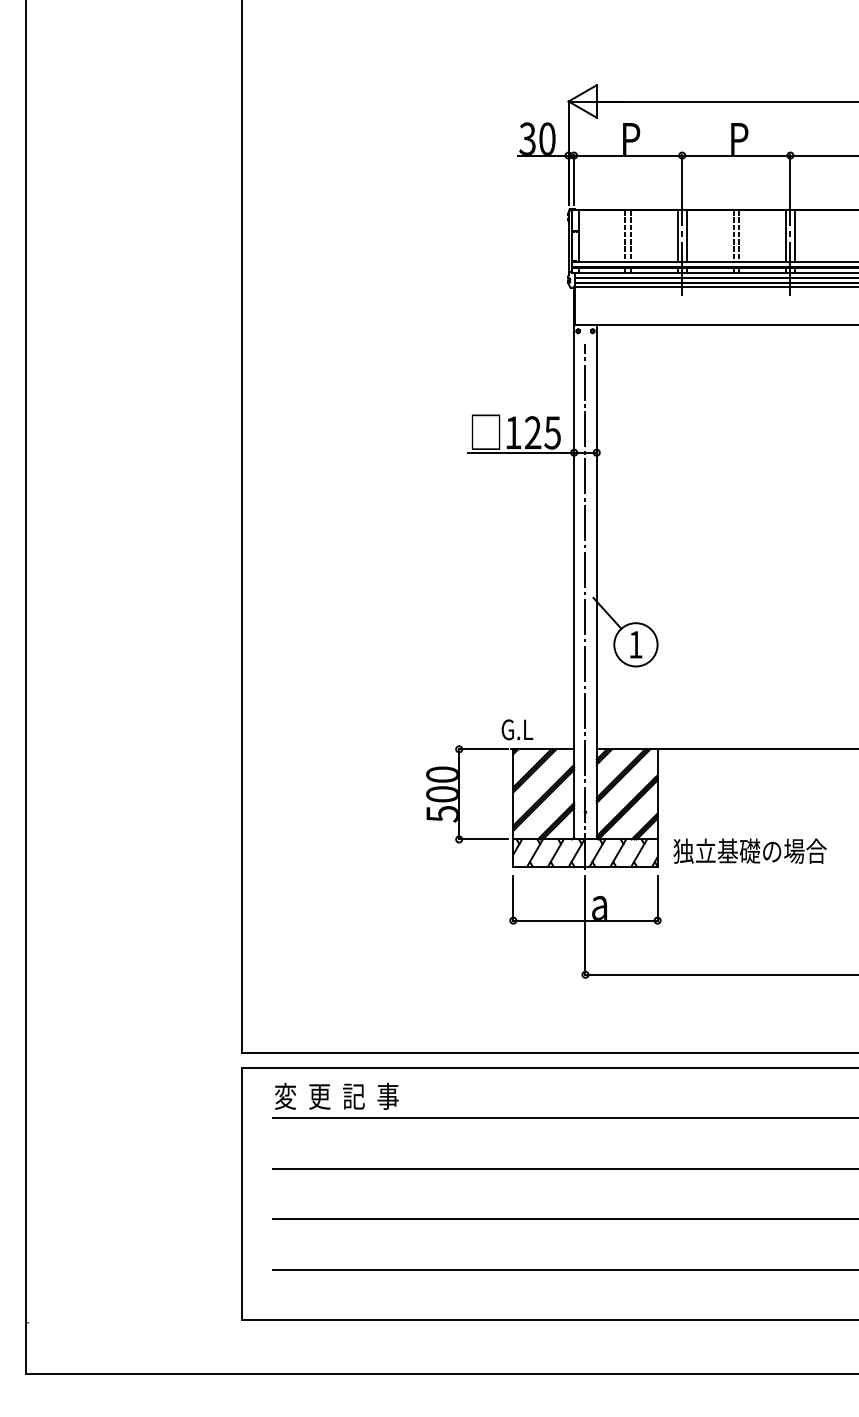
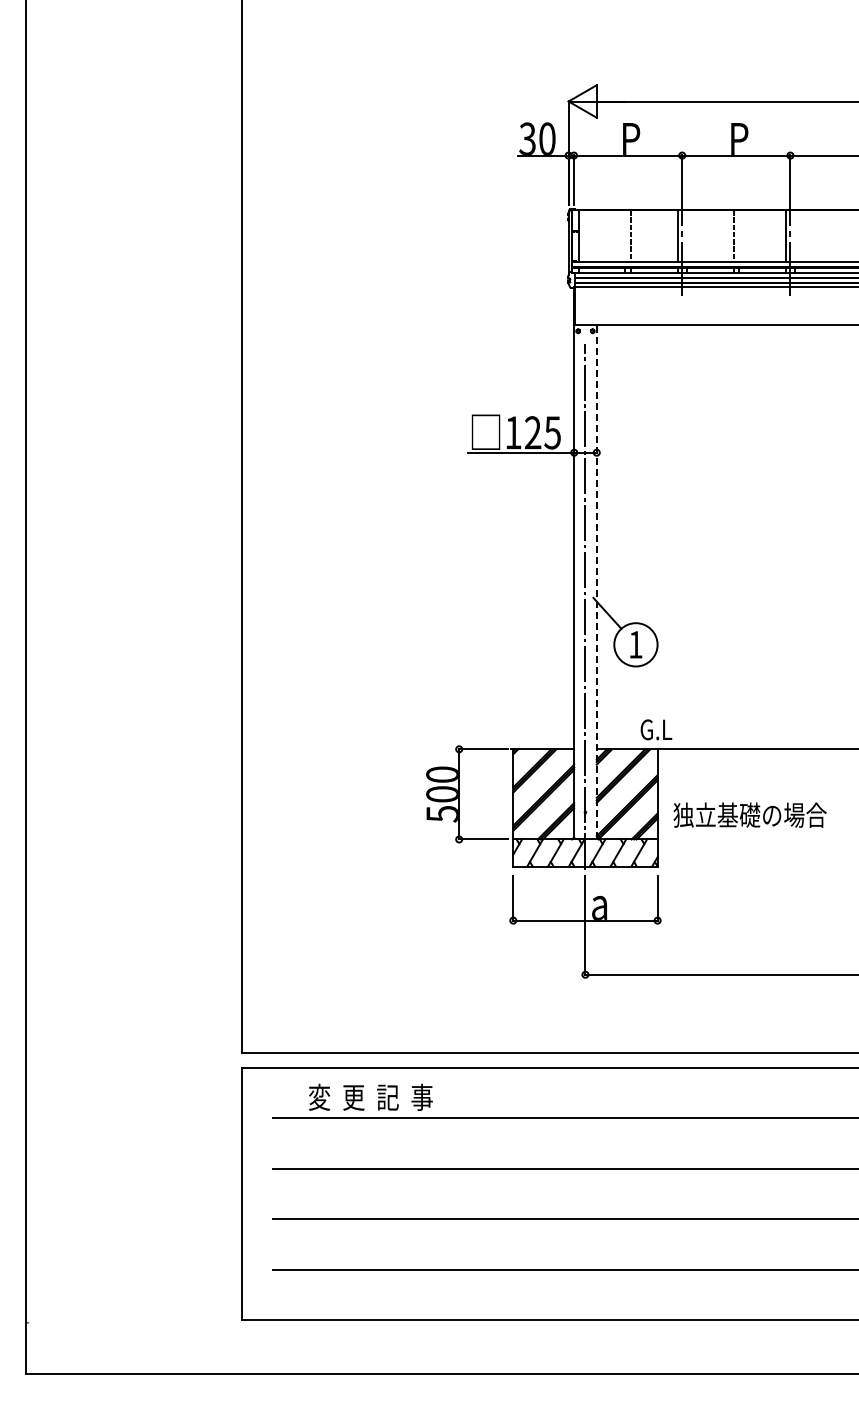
line: present -> none (625, 235)
line: present -> none (686, 235)
line: present -> none (739, 235)
line: present -> none (794, 235)
line: solid -> dashed (596, 581)
text position: (517, 729) -> (656, 729) (656, 729)
text position: (749, 850) -> (749, 814) (749, 814)
text position: (336, 1095) -> (370, 1096) (370, 1096)
